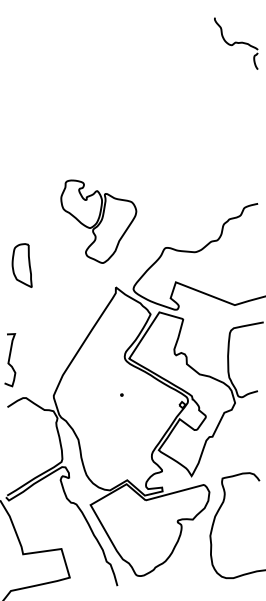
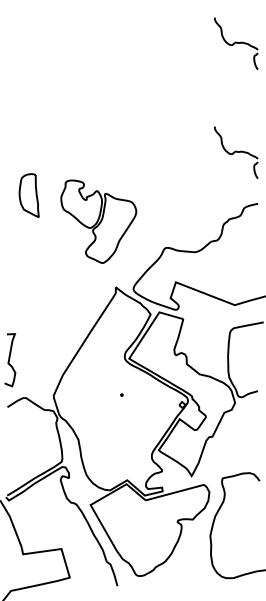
part: none -> present (236, 152)
part position: (21, 265) -> (28, 195) (28, 195)
